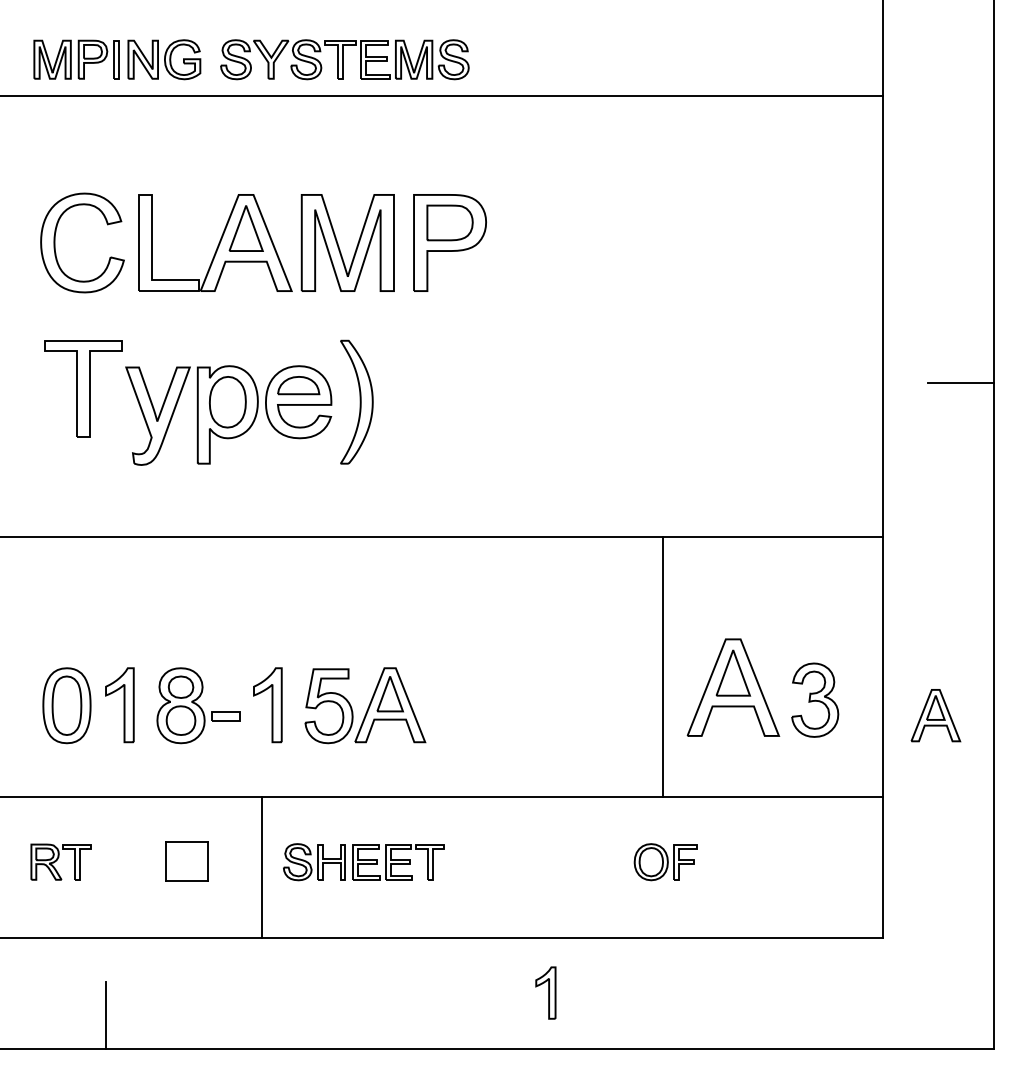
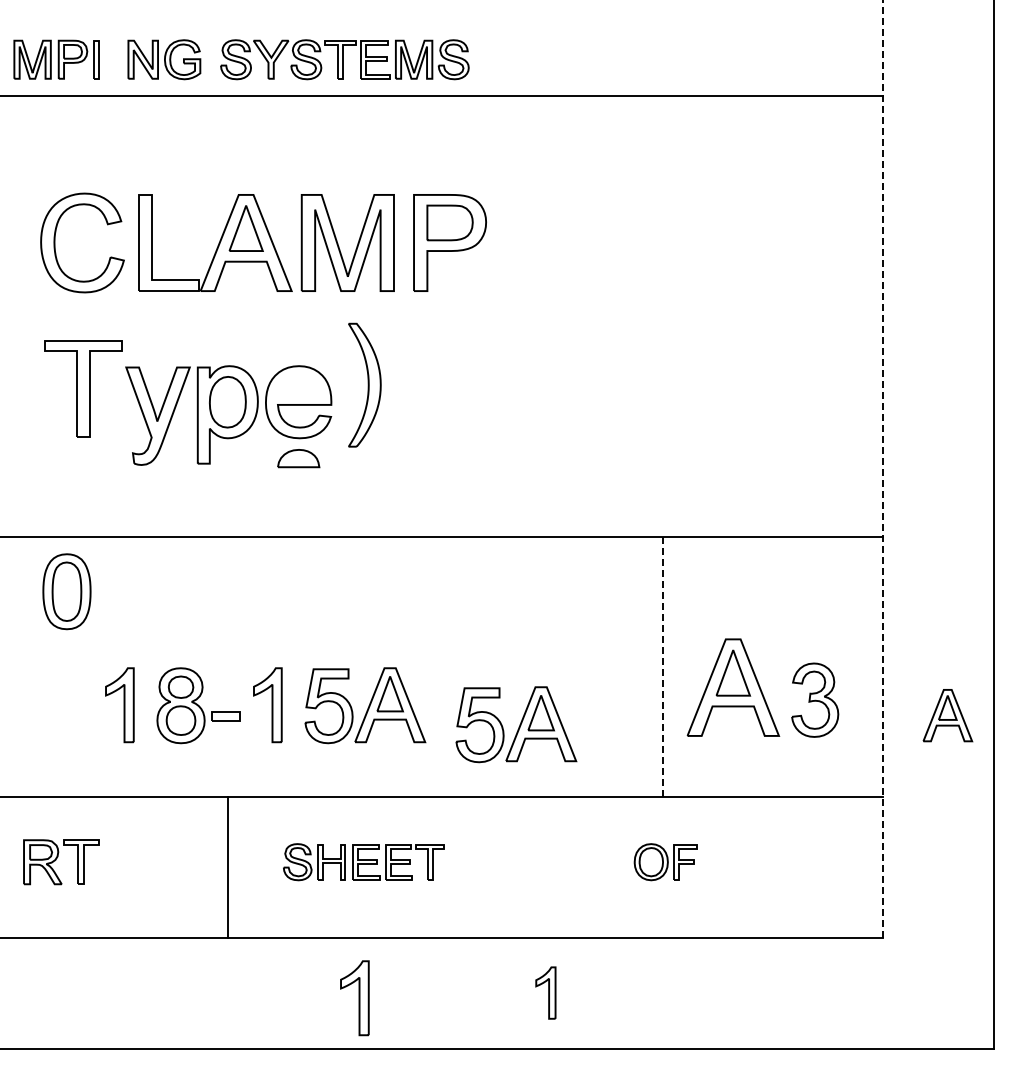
part position: (76, 59) -> (56, 59) (56, 59)
line: present -> none (960, 382)
part position: (298, 385) -> (298, 458) (298, 458)
part position: (356, 401) -> (364, 384) (364, 384)
line: solid -> dashed (883, 468)
line: solid -> dashed (662, 666)
part position: (66, 705) -> (66, 591) (66, 591)
part position: (935, 715) -> (947, 715) (947, 715)
part: none -> present (516, 724)
part size: 62x38 px -> 77x47 px (61, 862)
part: present -> none (186, 861)
line position: (262, 867) -> (228, 867) (228, 867)
part: none -> present (354, 998)
line: present -> none (106, 1014)
